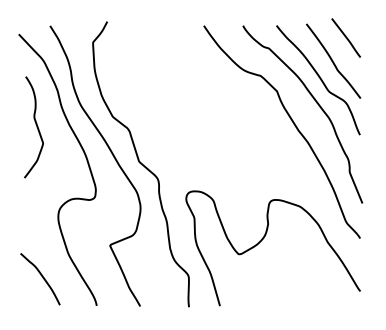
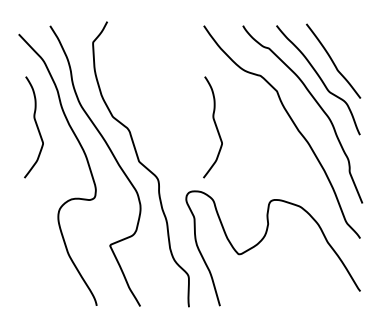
line: present -> none (345, 37)
curve: none -> present (215, 127)
curve: present -> none (42, 278)
